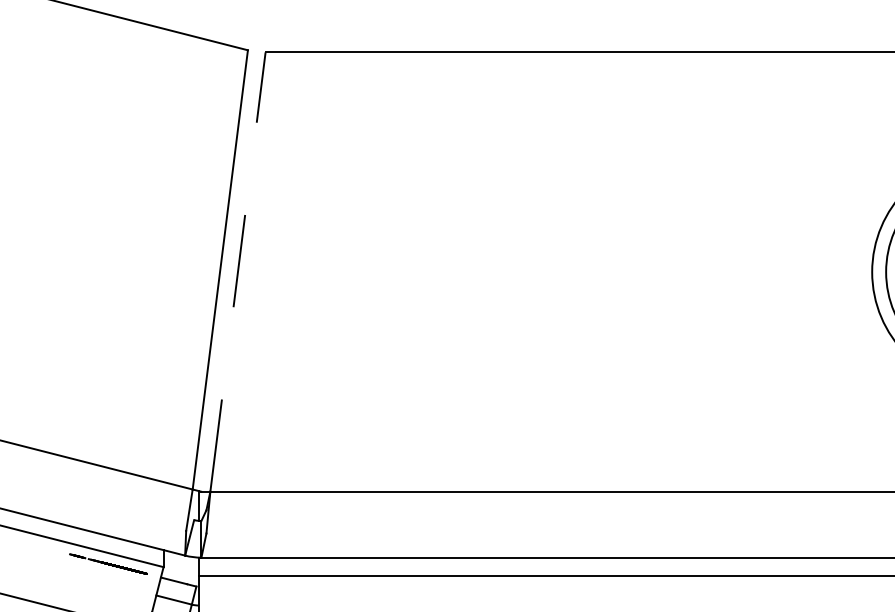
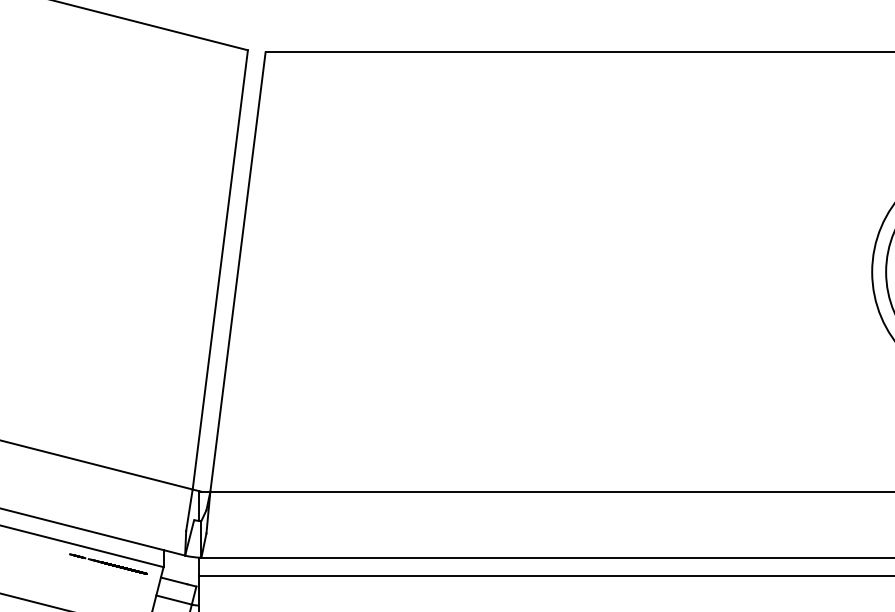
line: dashed -> solid (238, 271)
